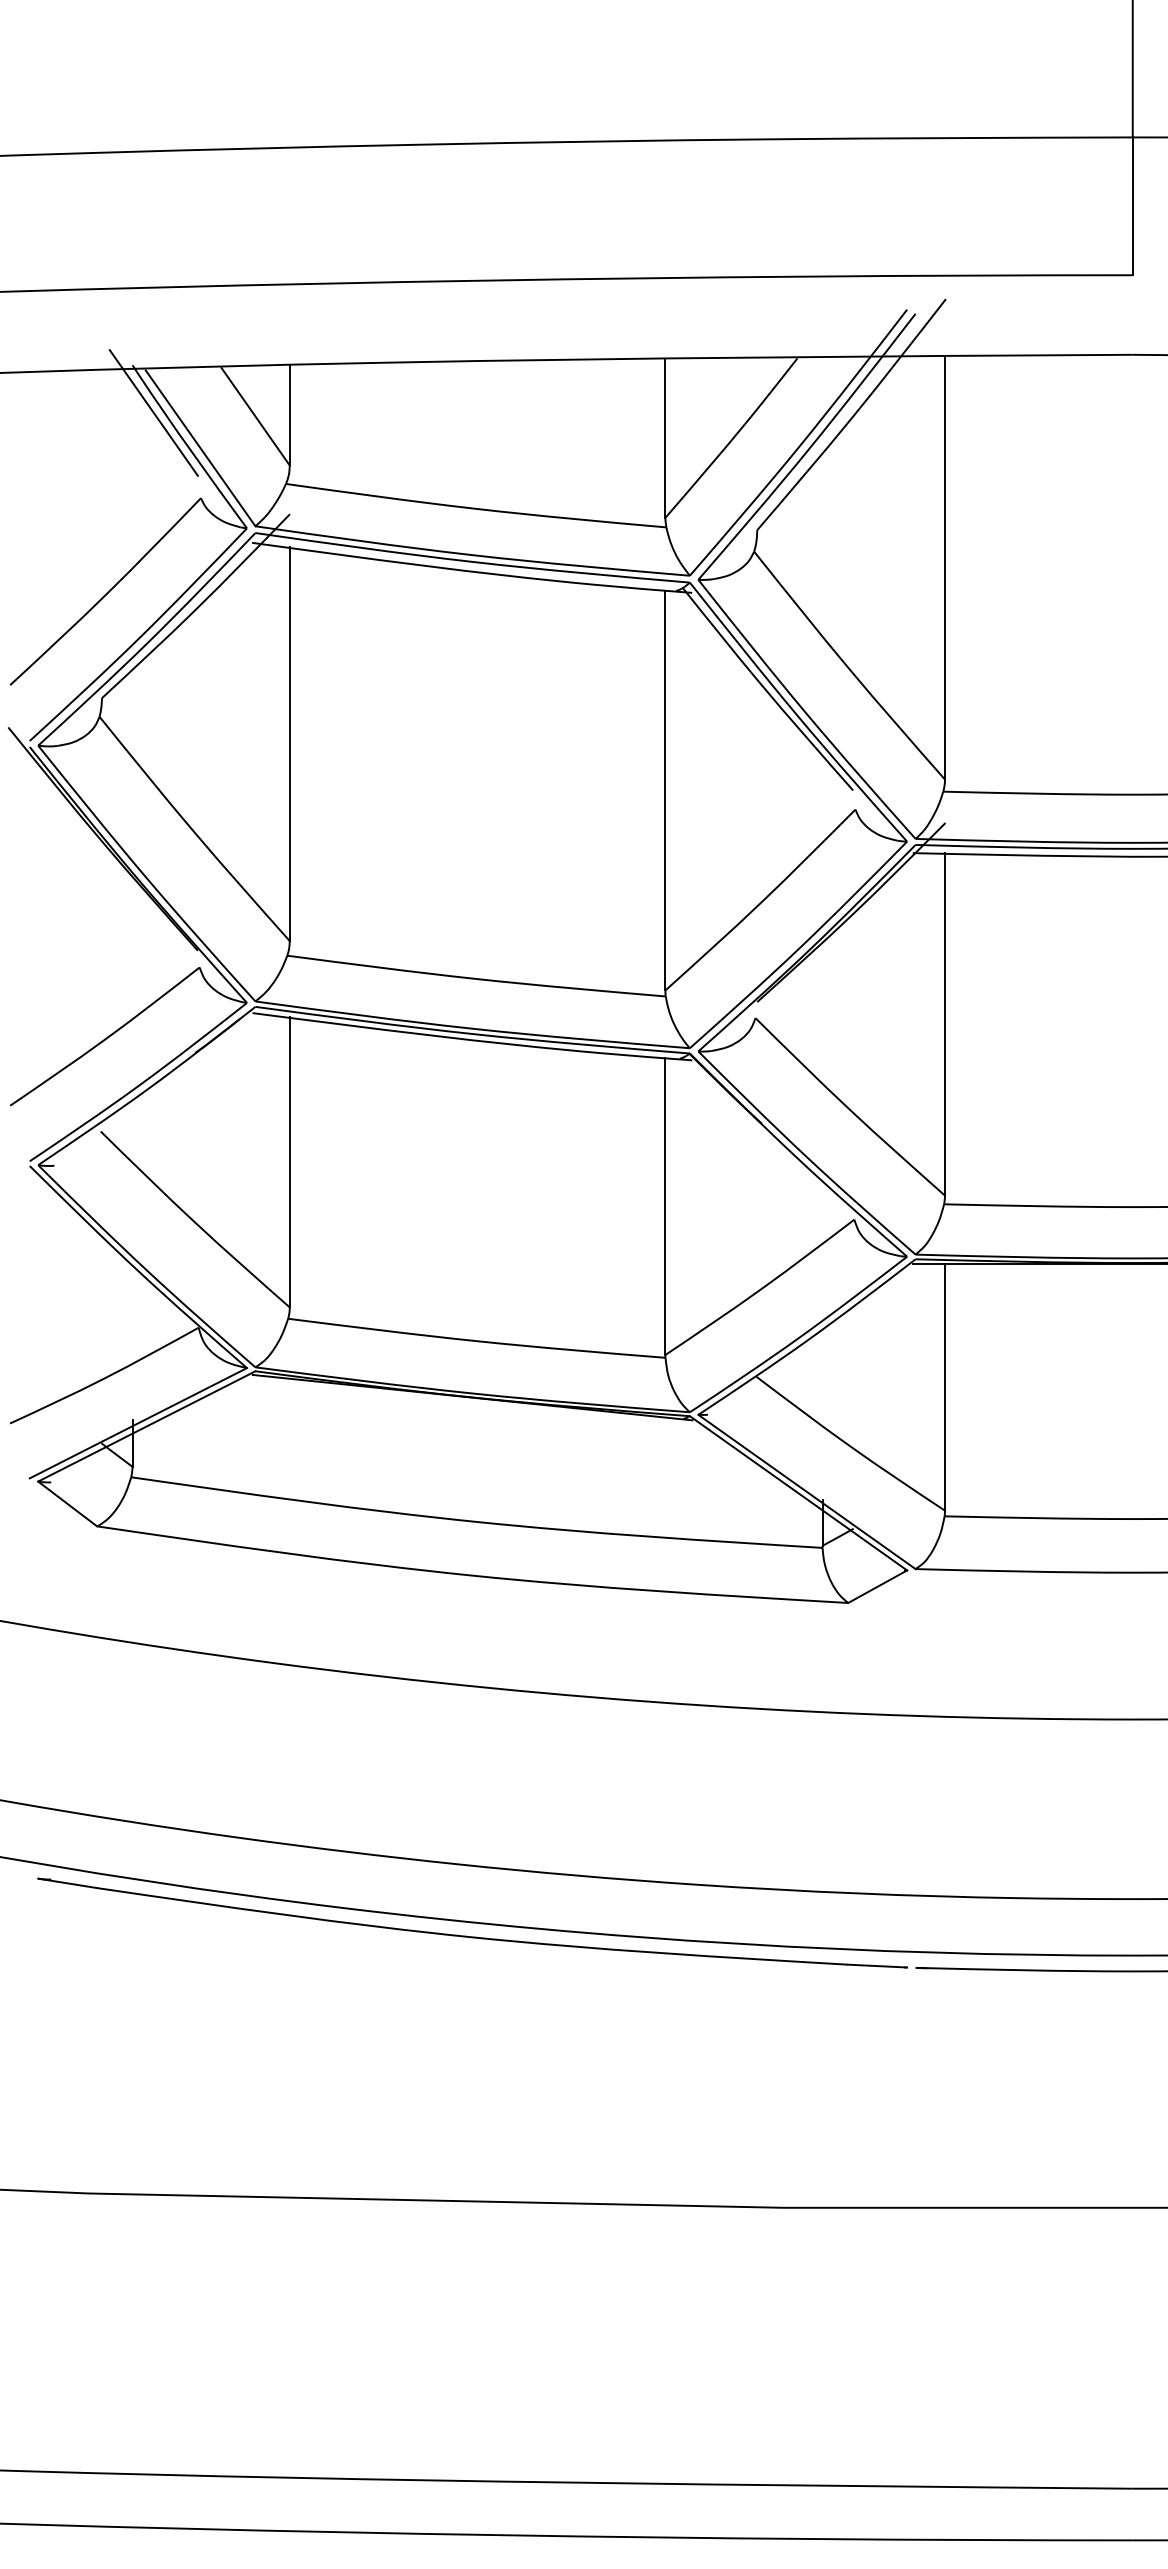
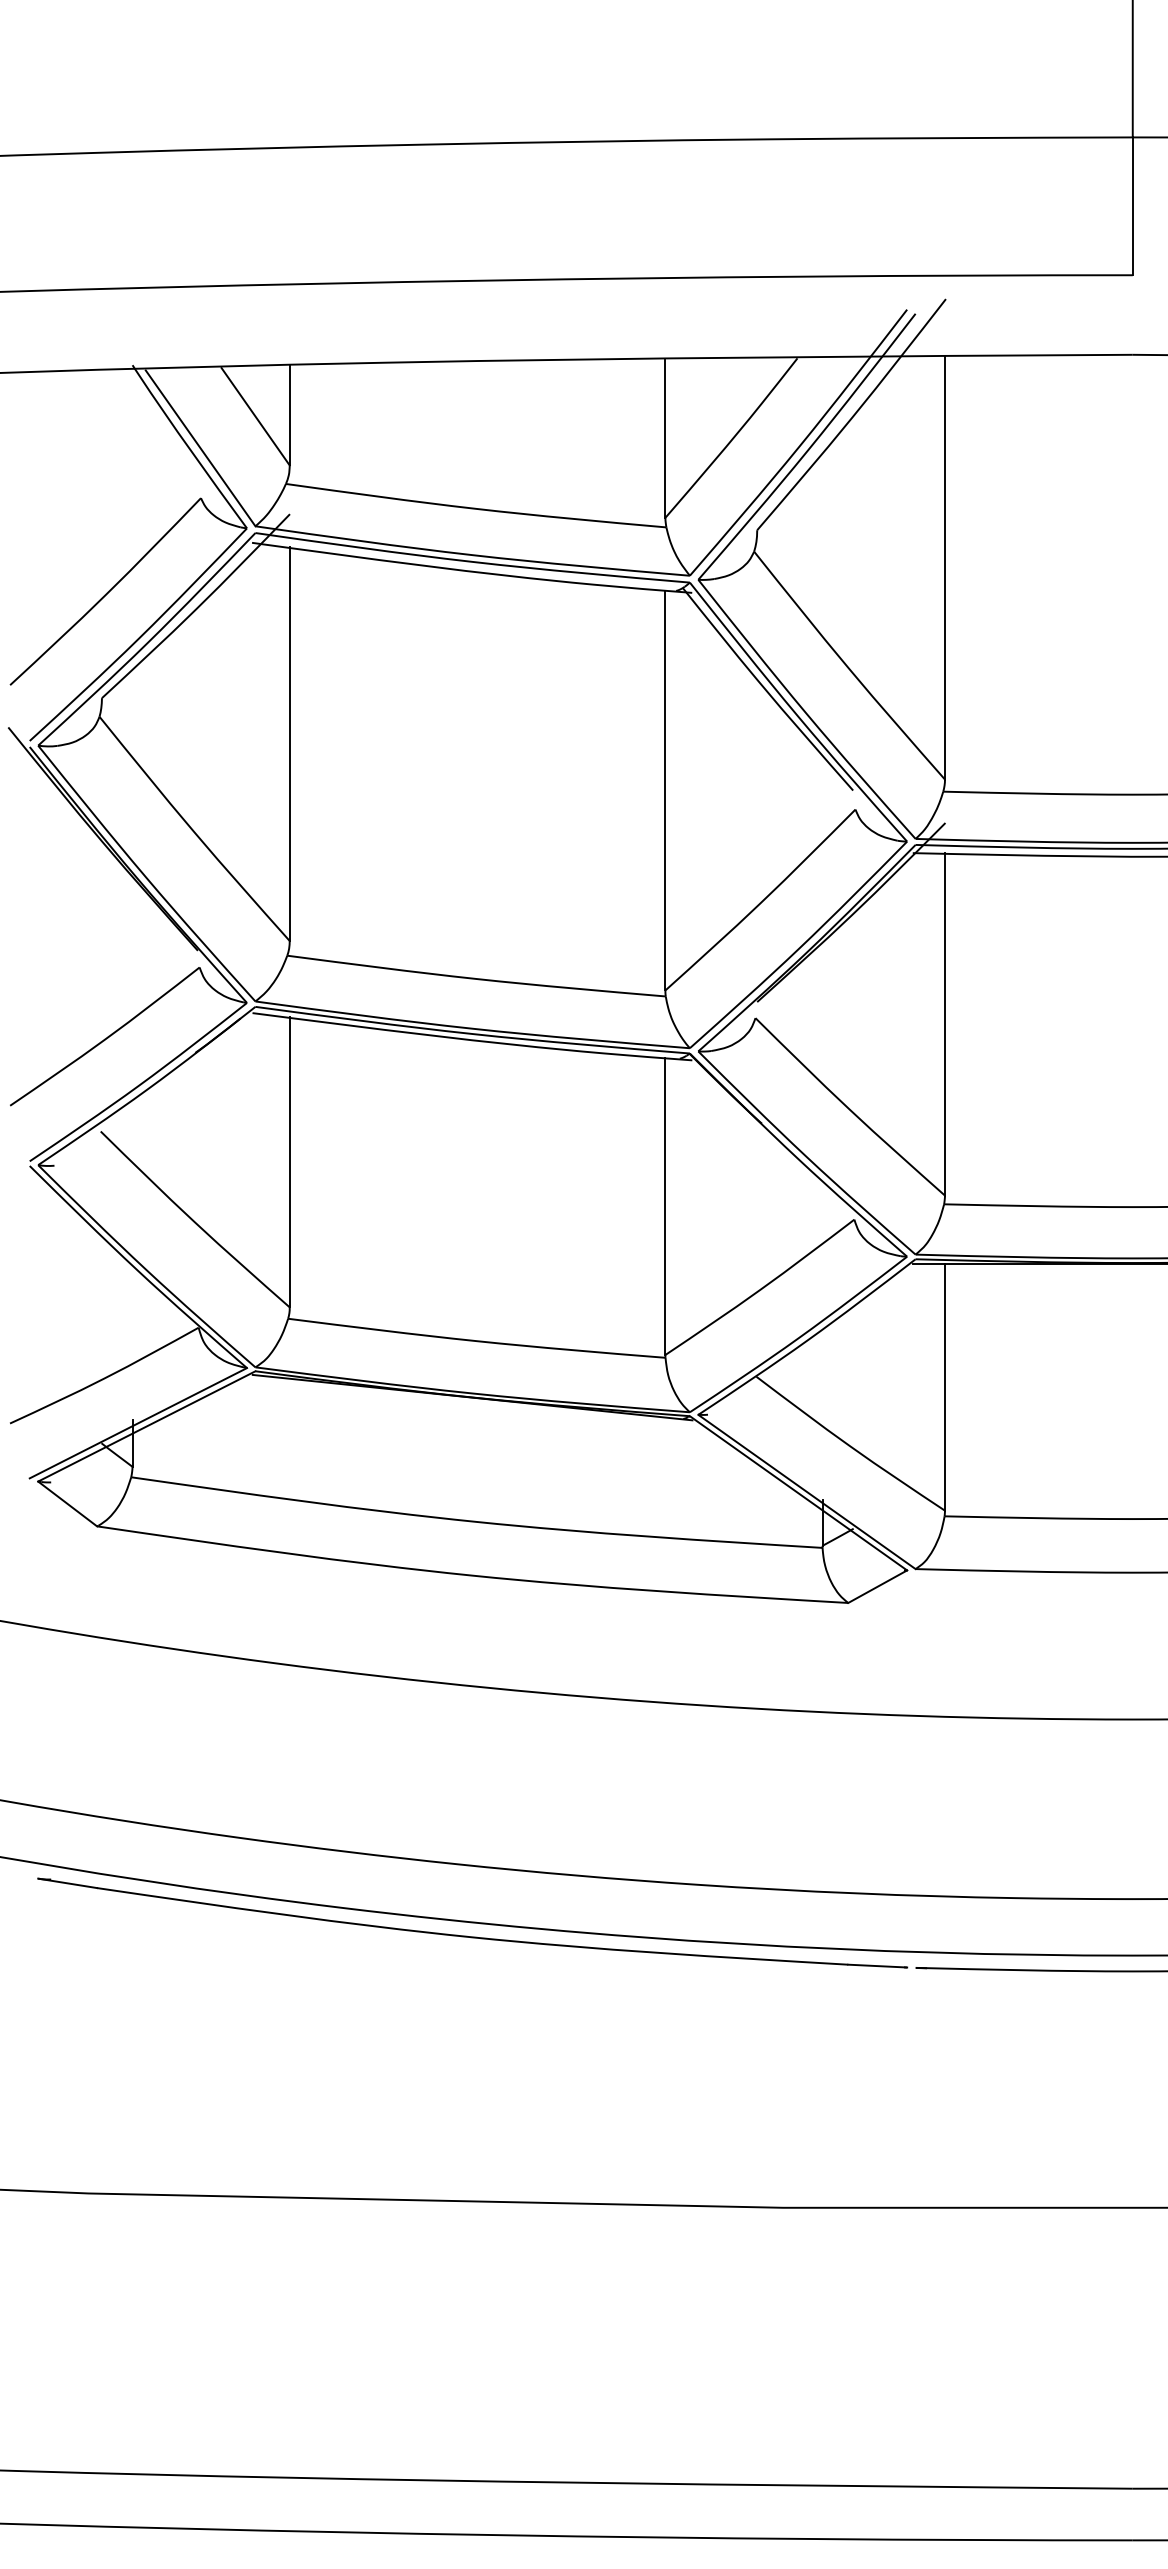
line: present -> none (153, 412)
